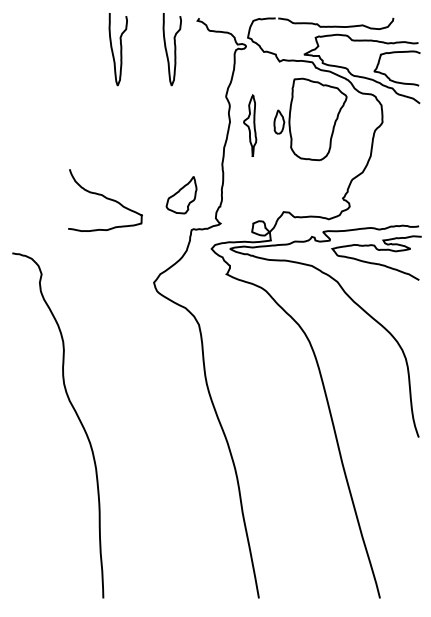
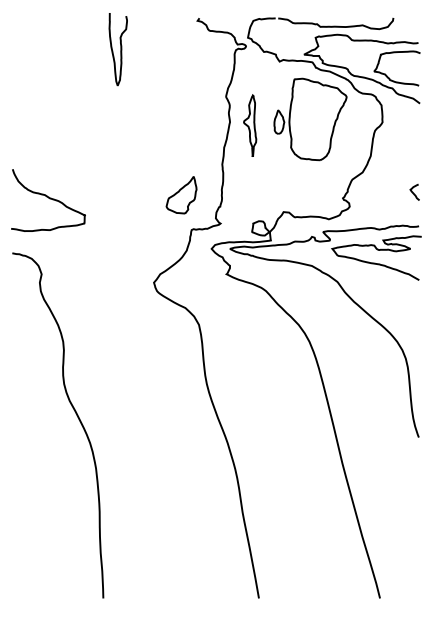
curve: present -> none (174, 49)
curve: none -> present (413, 192)
curve position: (106, 199) -> (49, 199) (49, 199)
